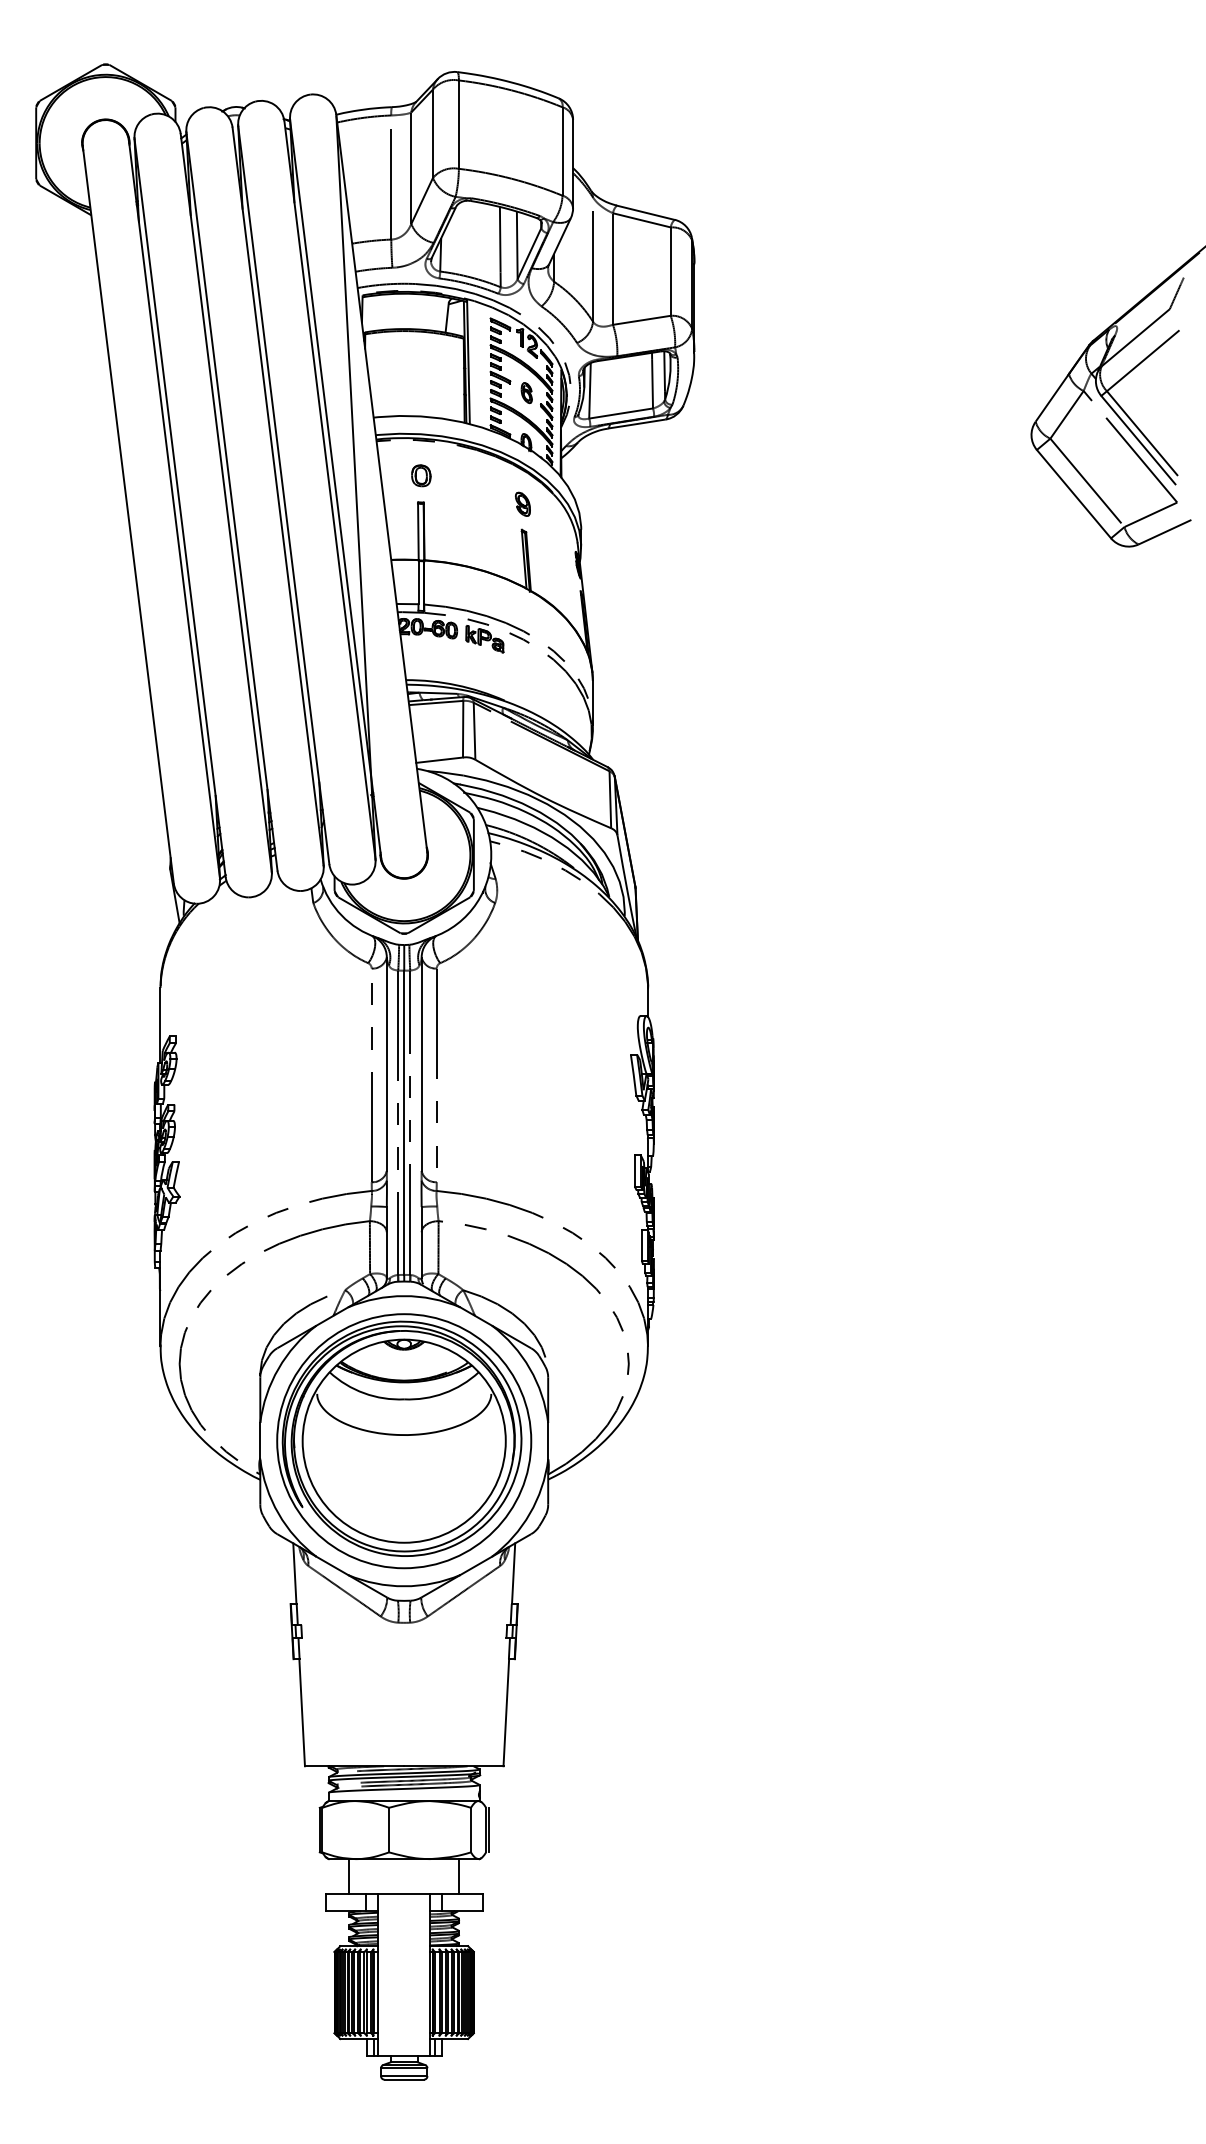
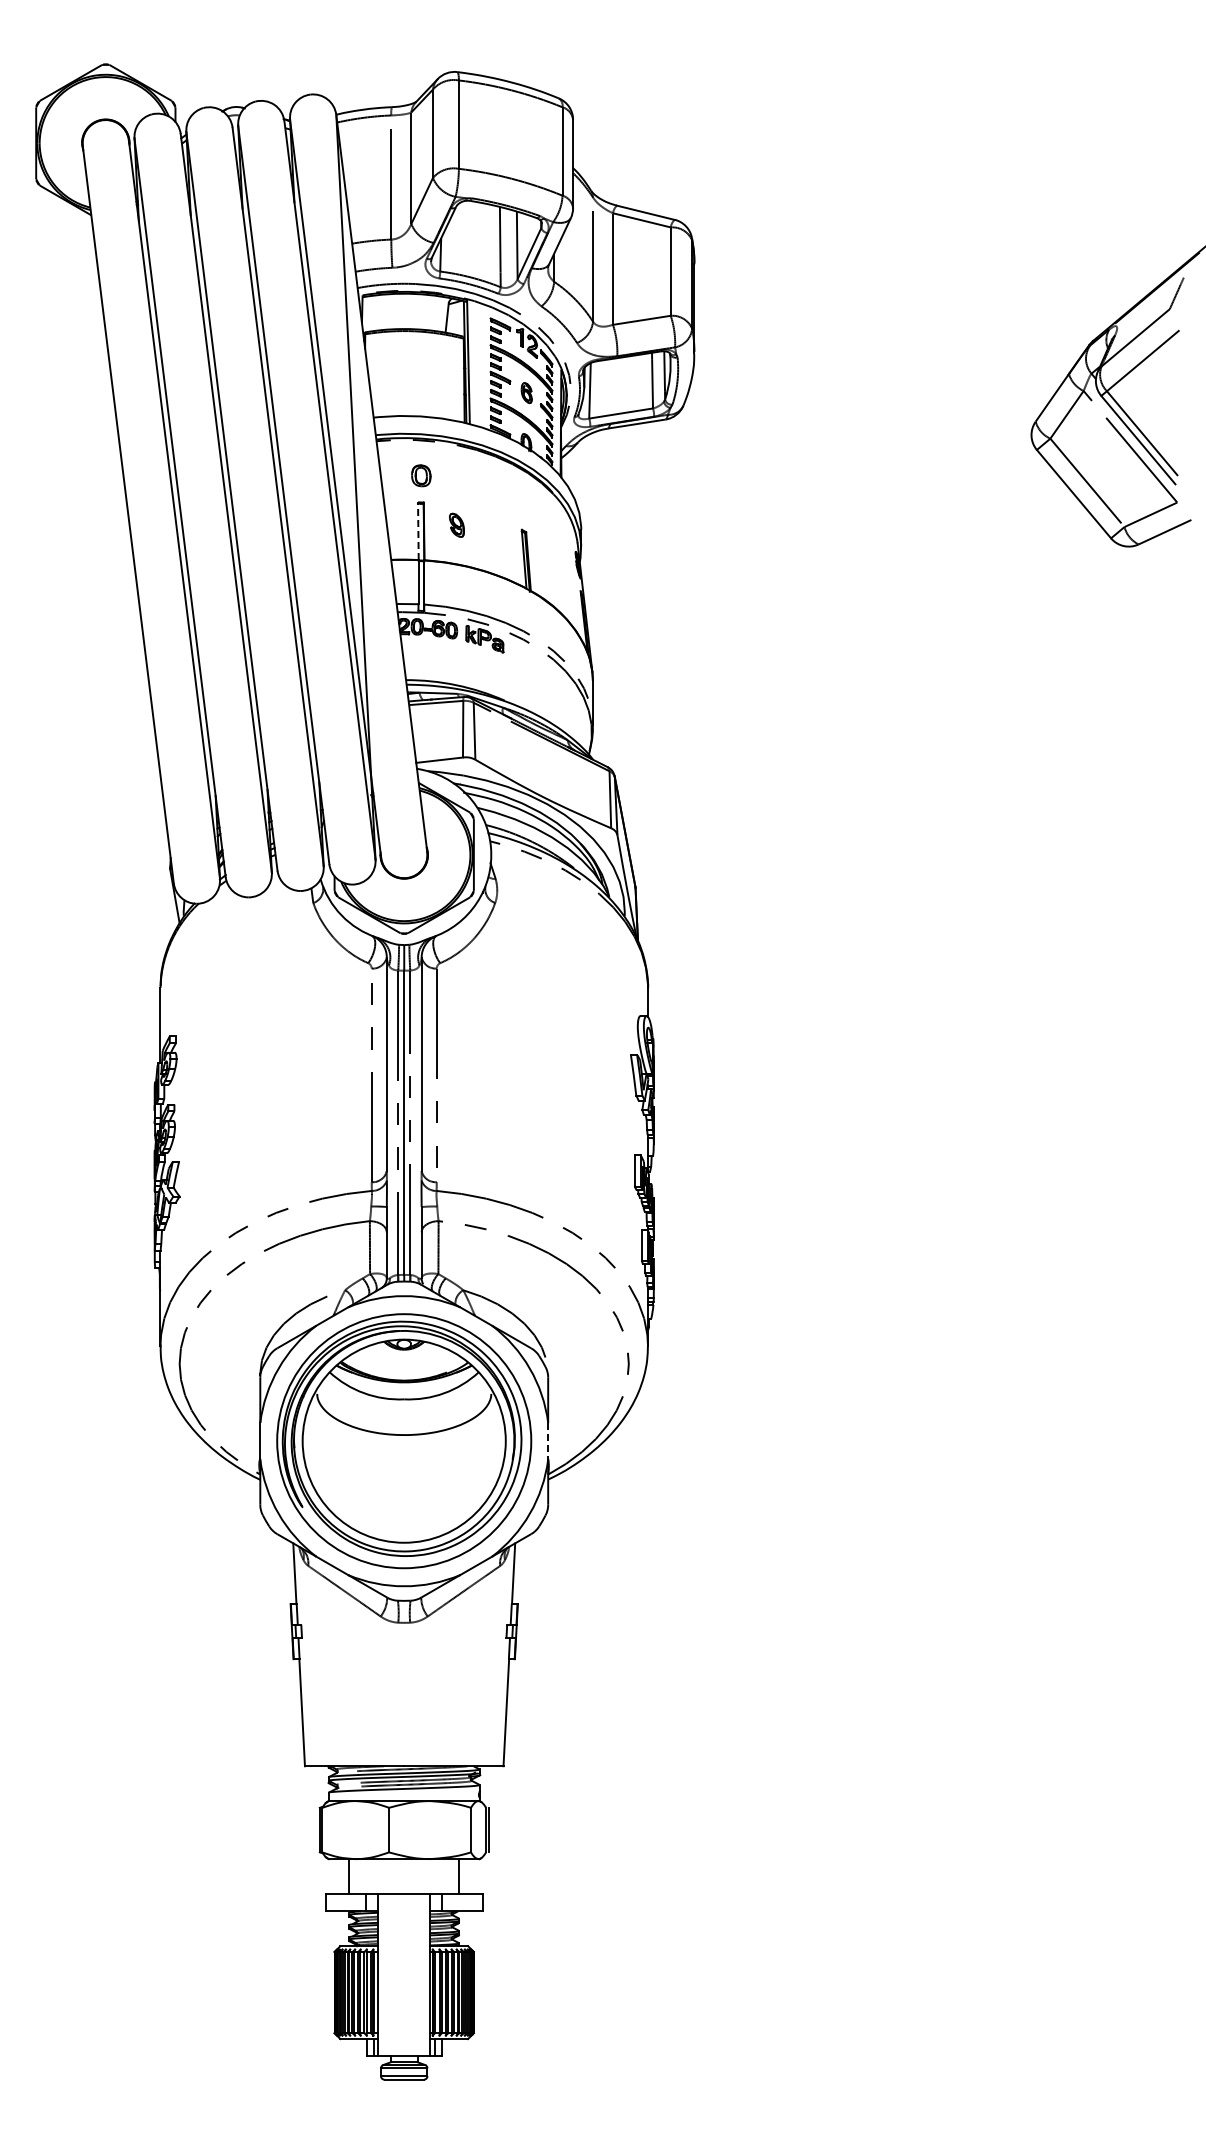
part position: (522, 503) -> (456, 524) (456, 524)
line: solid -> dashed (418, 531)
line: solid -> dashed (548, 1441)
